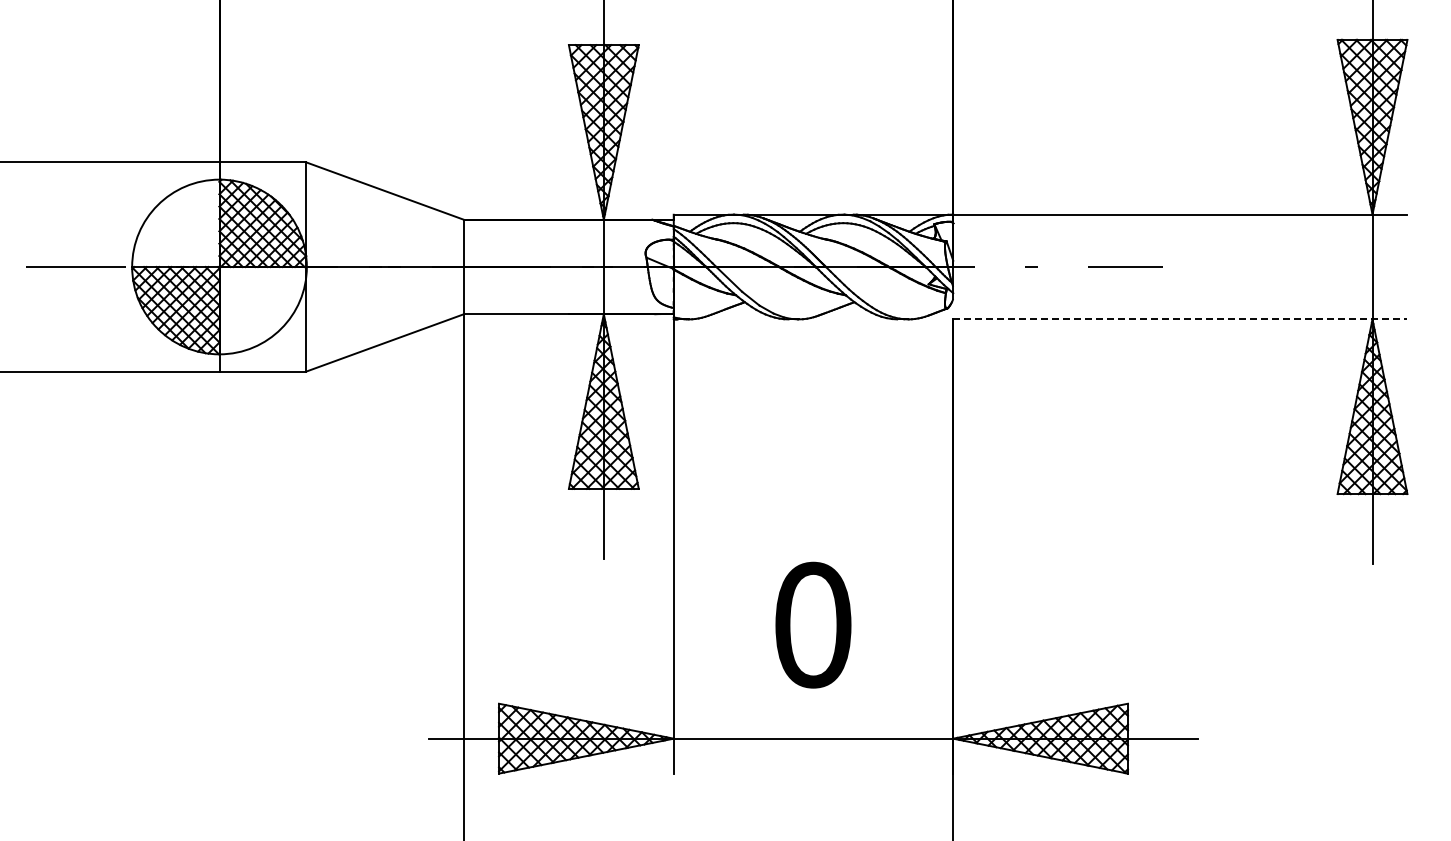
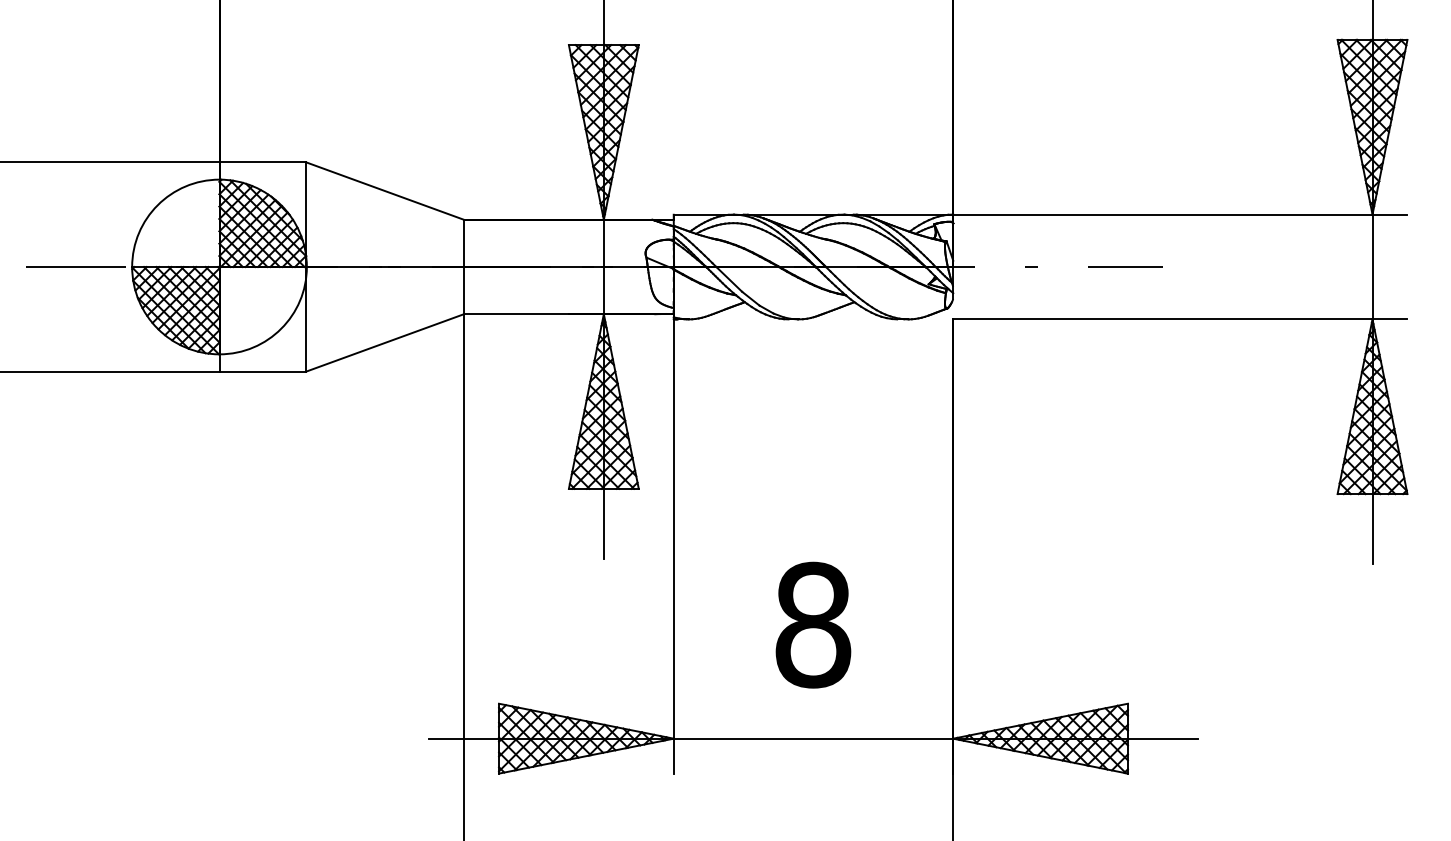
line: dashed -> solid (1180, 319)
text: 0 -> 8 (813, 625)
